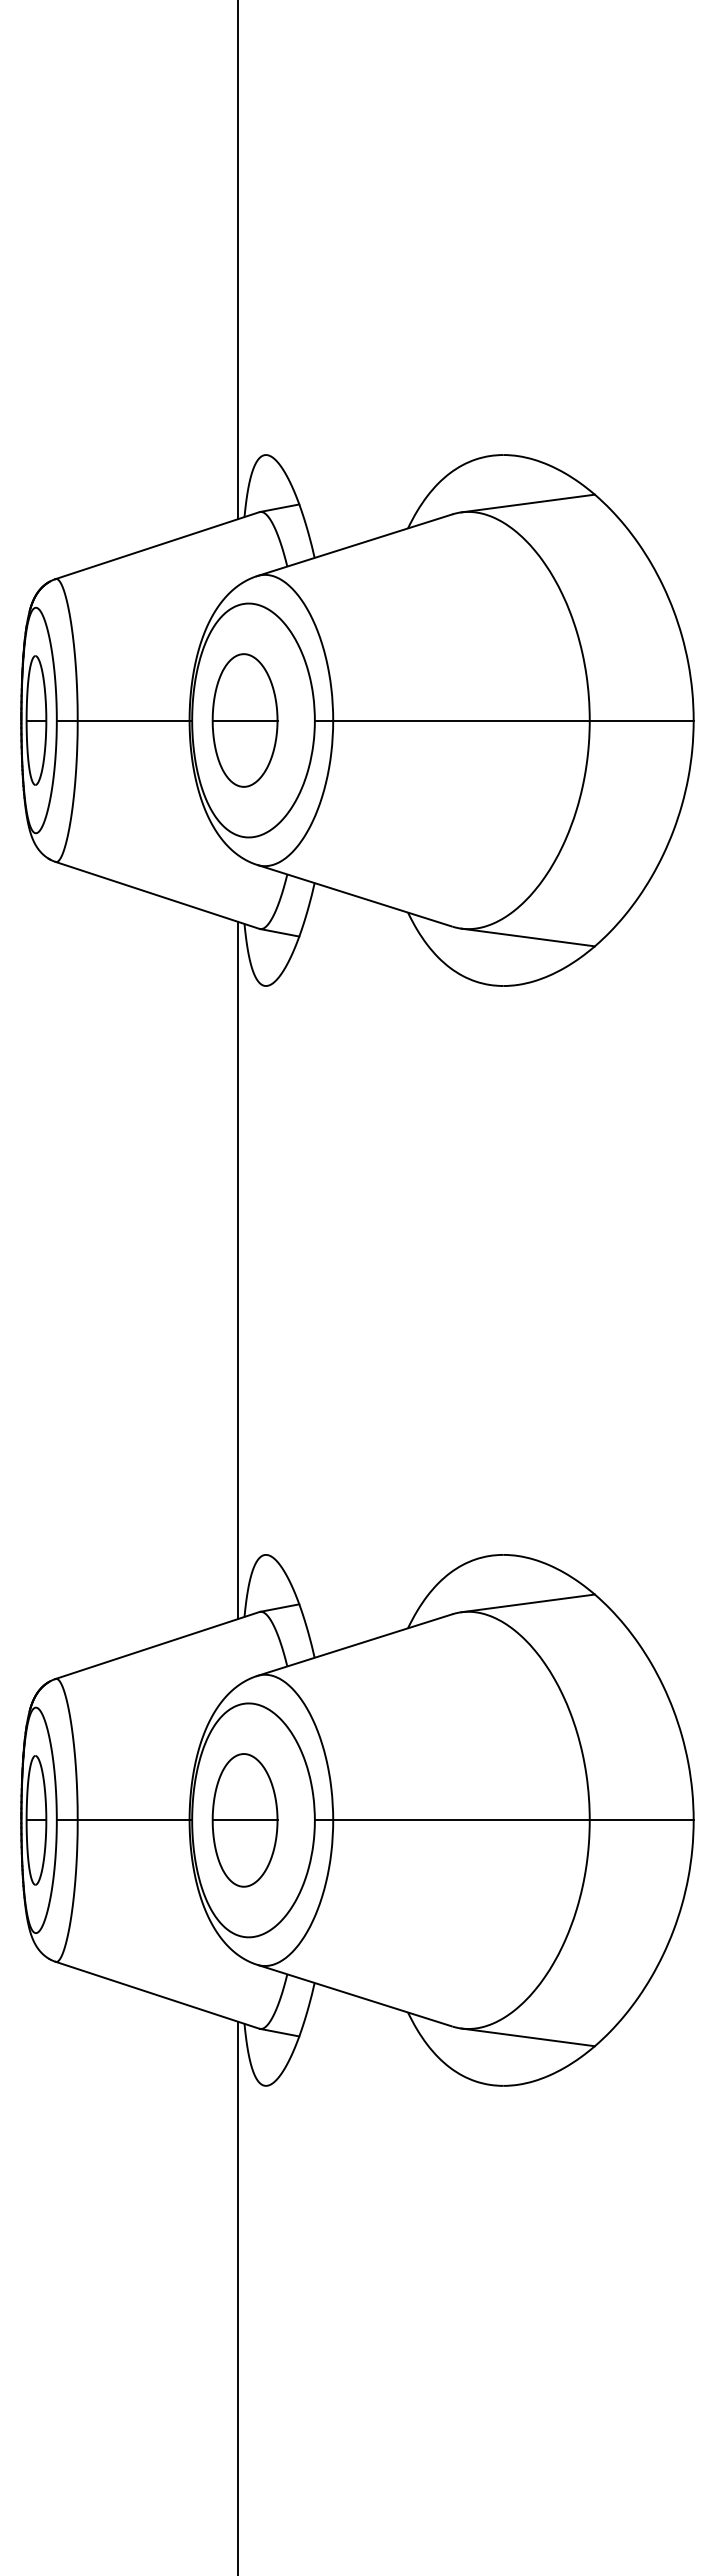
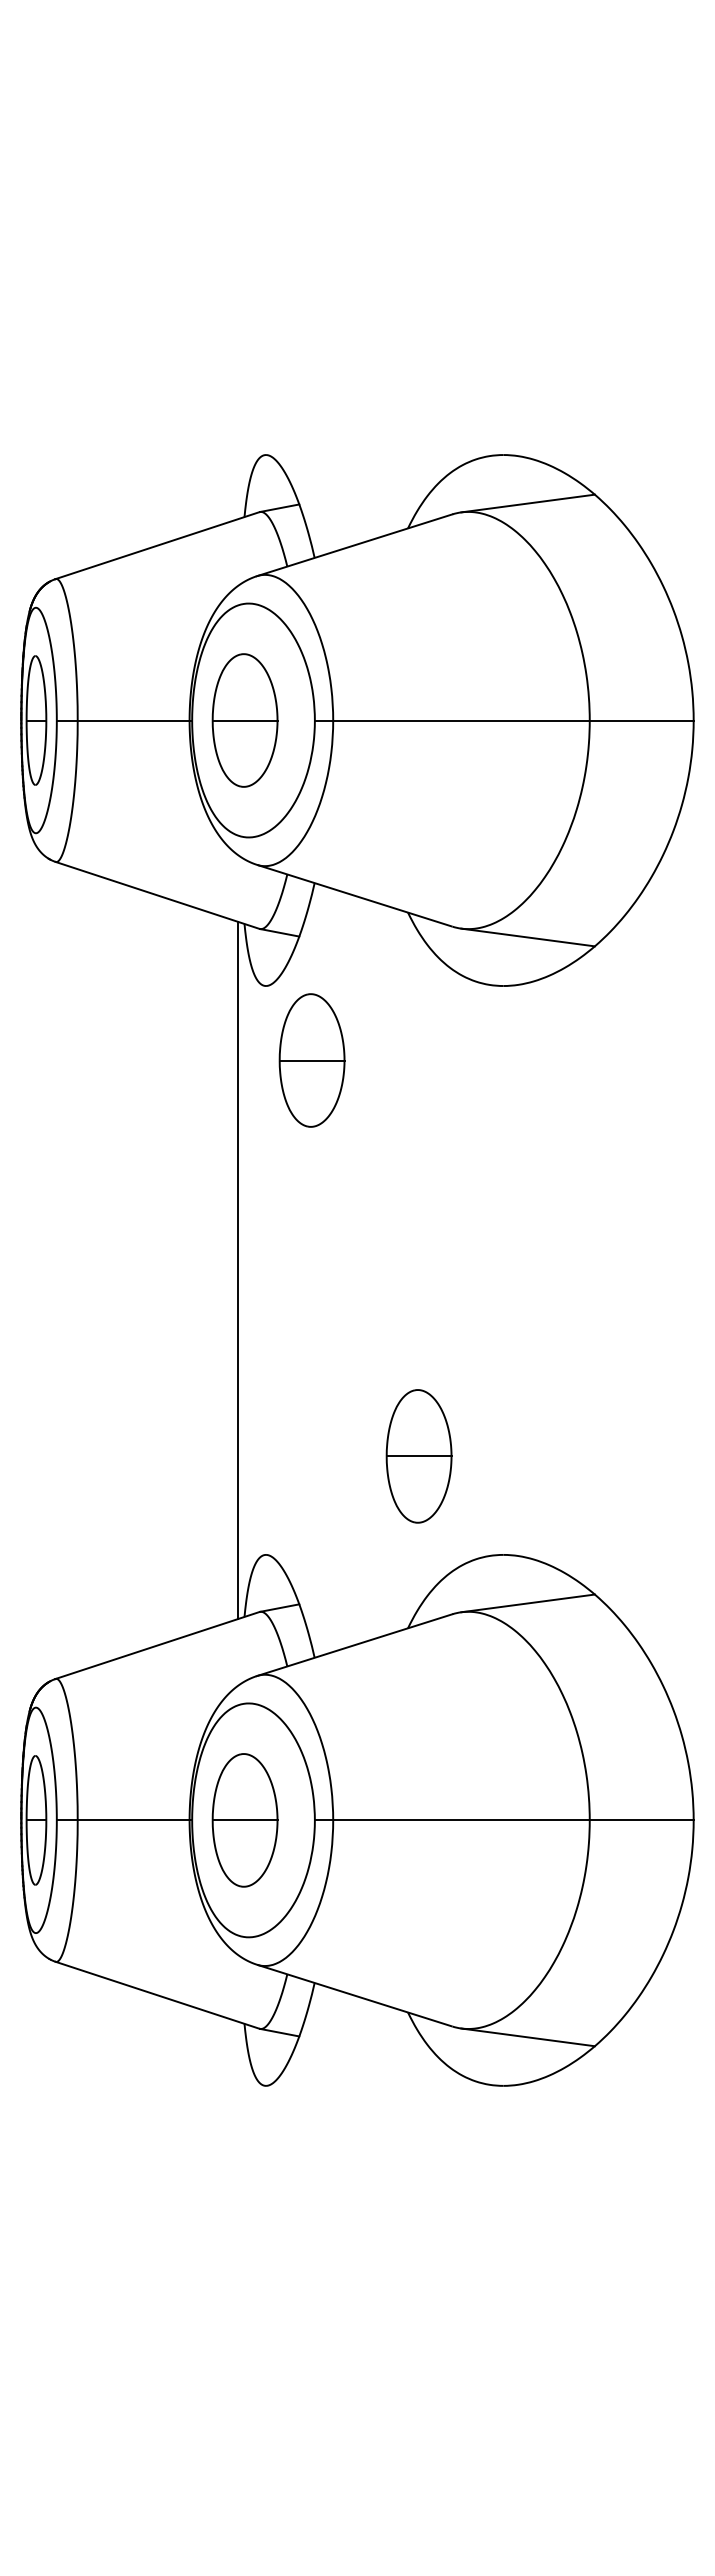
line: present -> none (238, 260)
part: none -> present (311, 1060)
part: none -> present (418, 1456)
line: present -> none (238, 2296)
